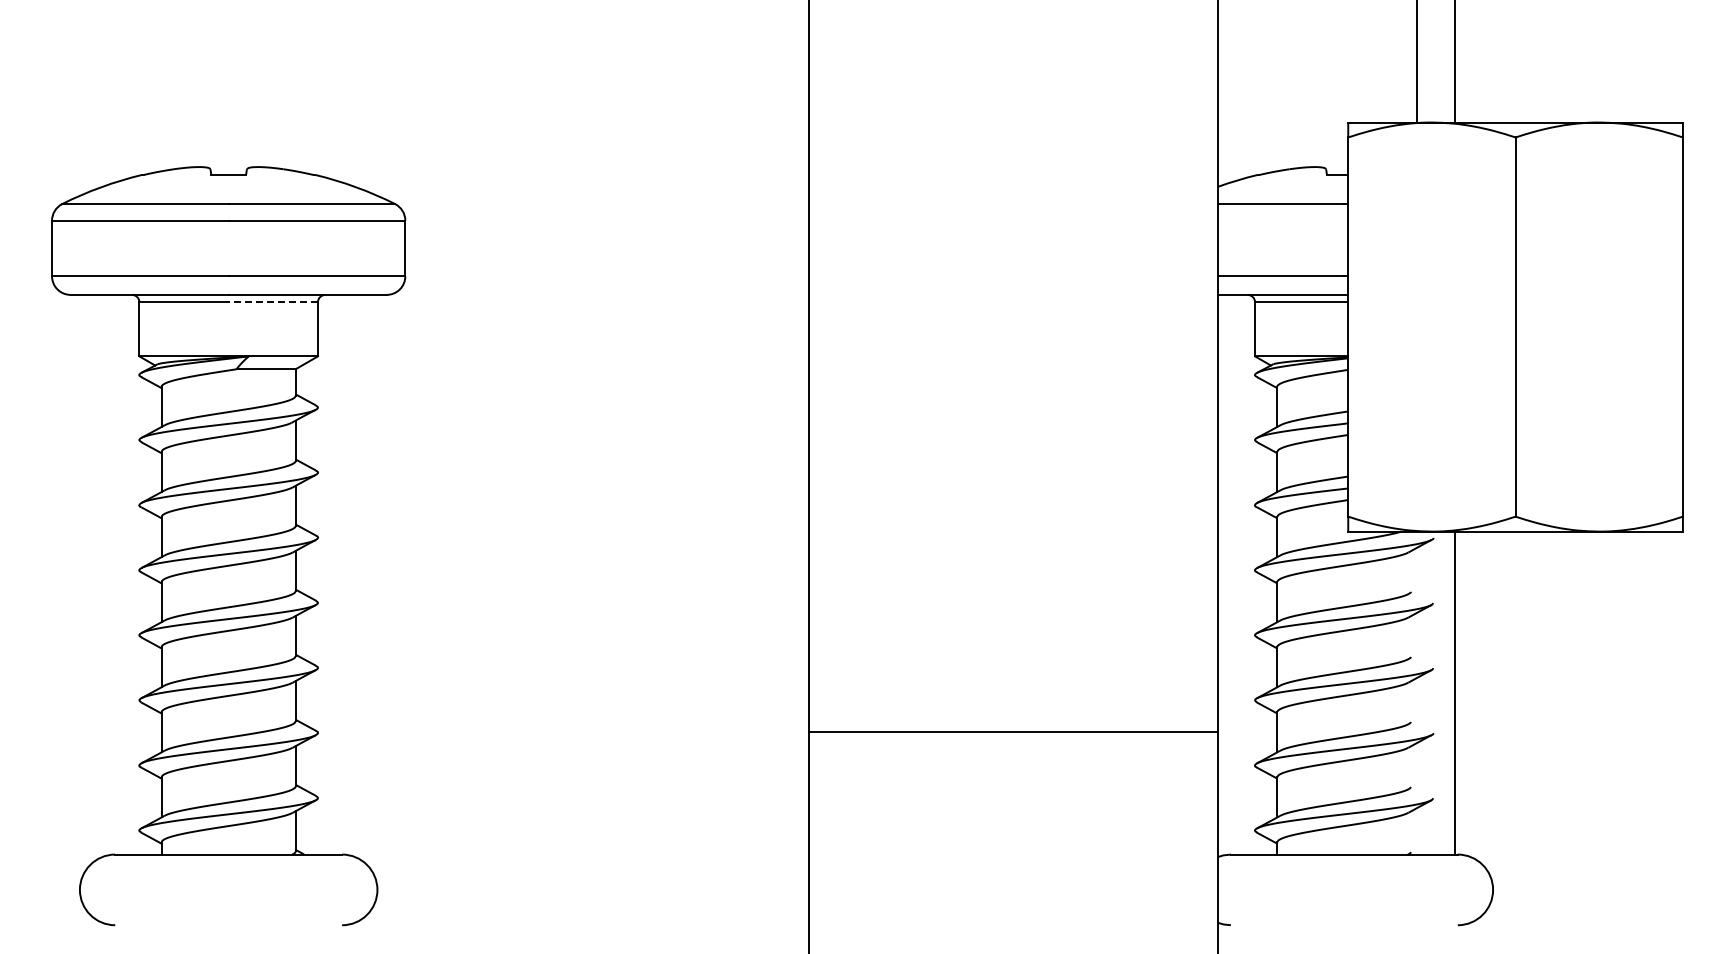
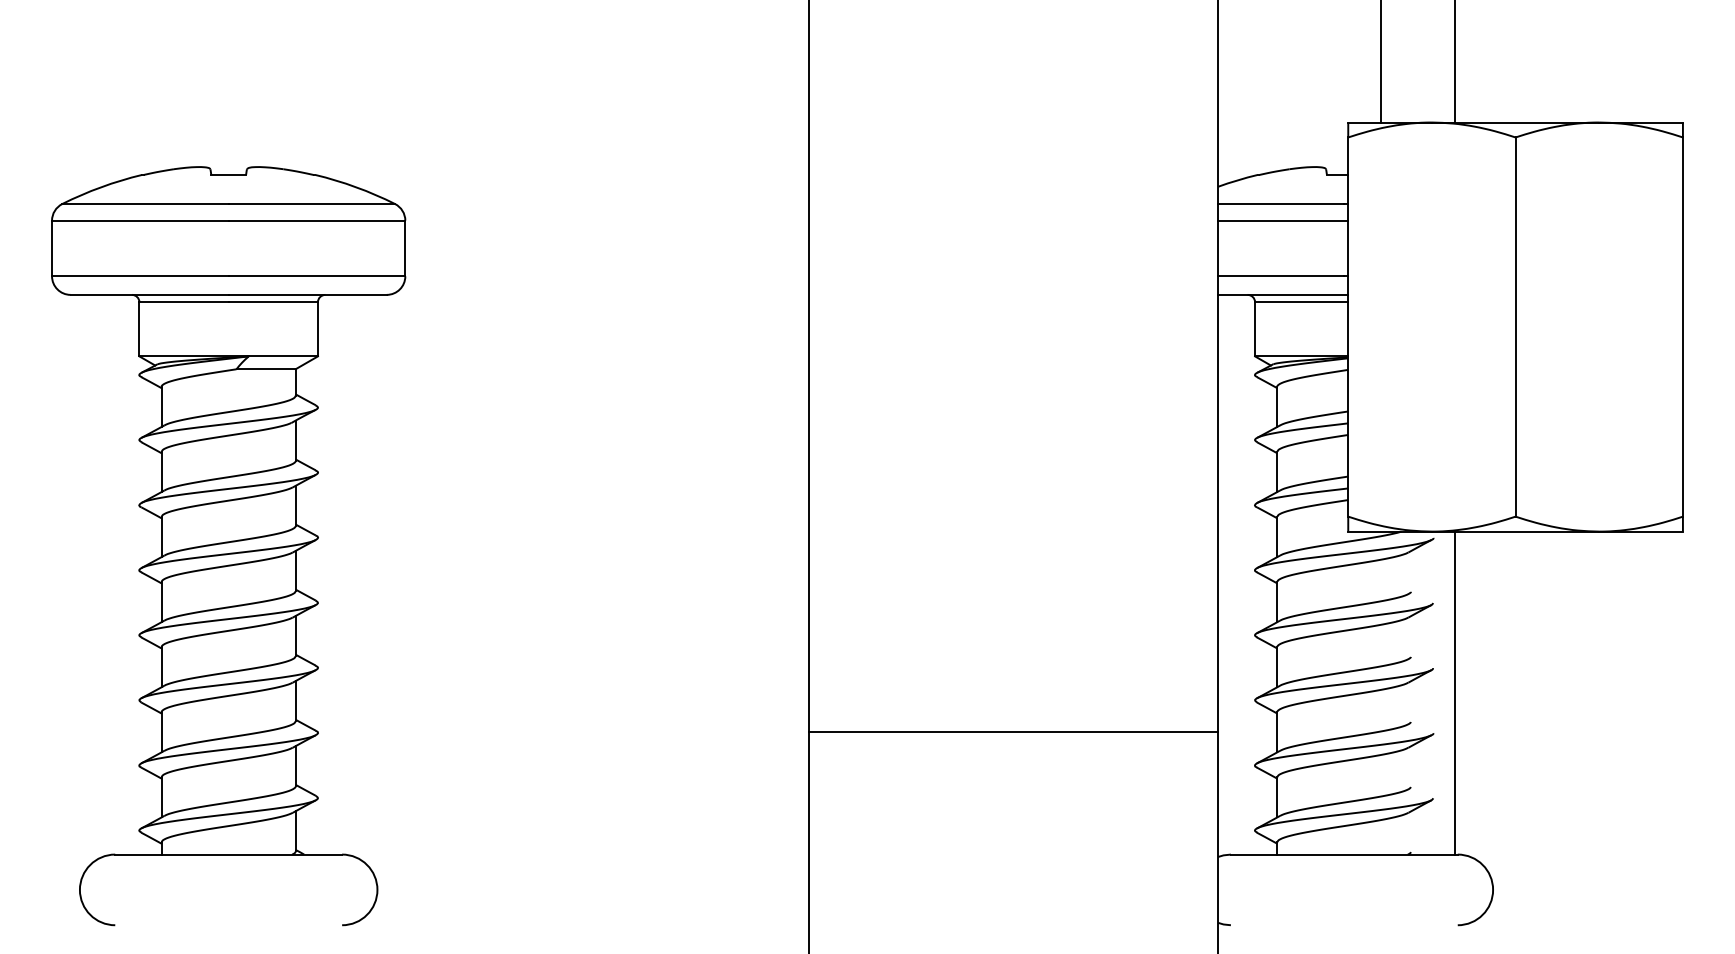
line position: (1416, 62) -> (1380, 62) (1380, 62)
line: none -> present (1283, 220)
line: dashed -> solid (273, 302)
